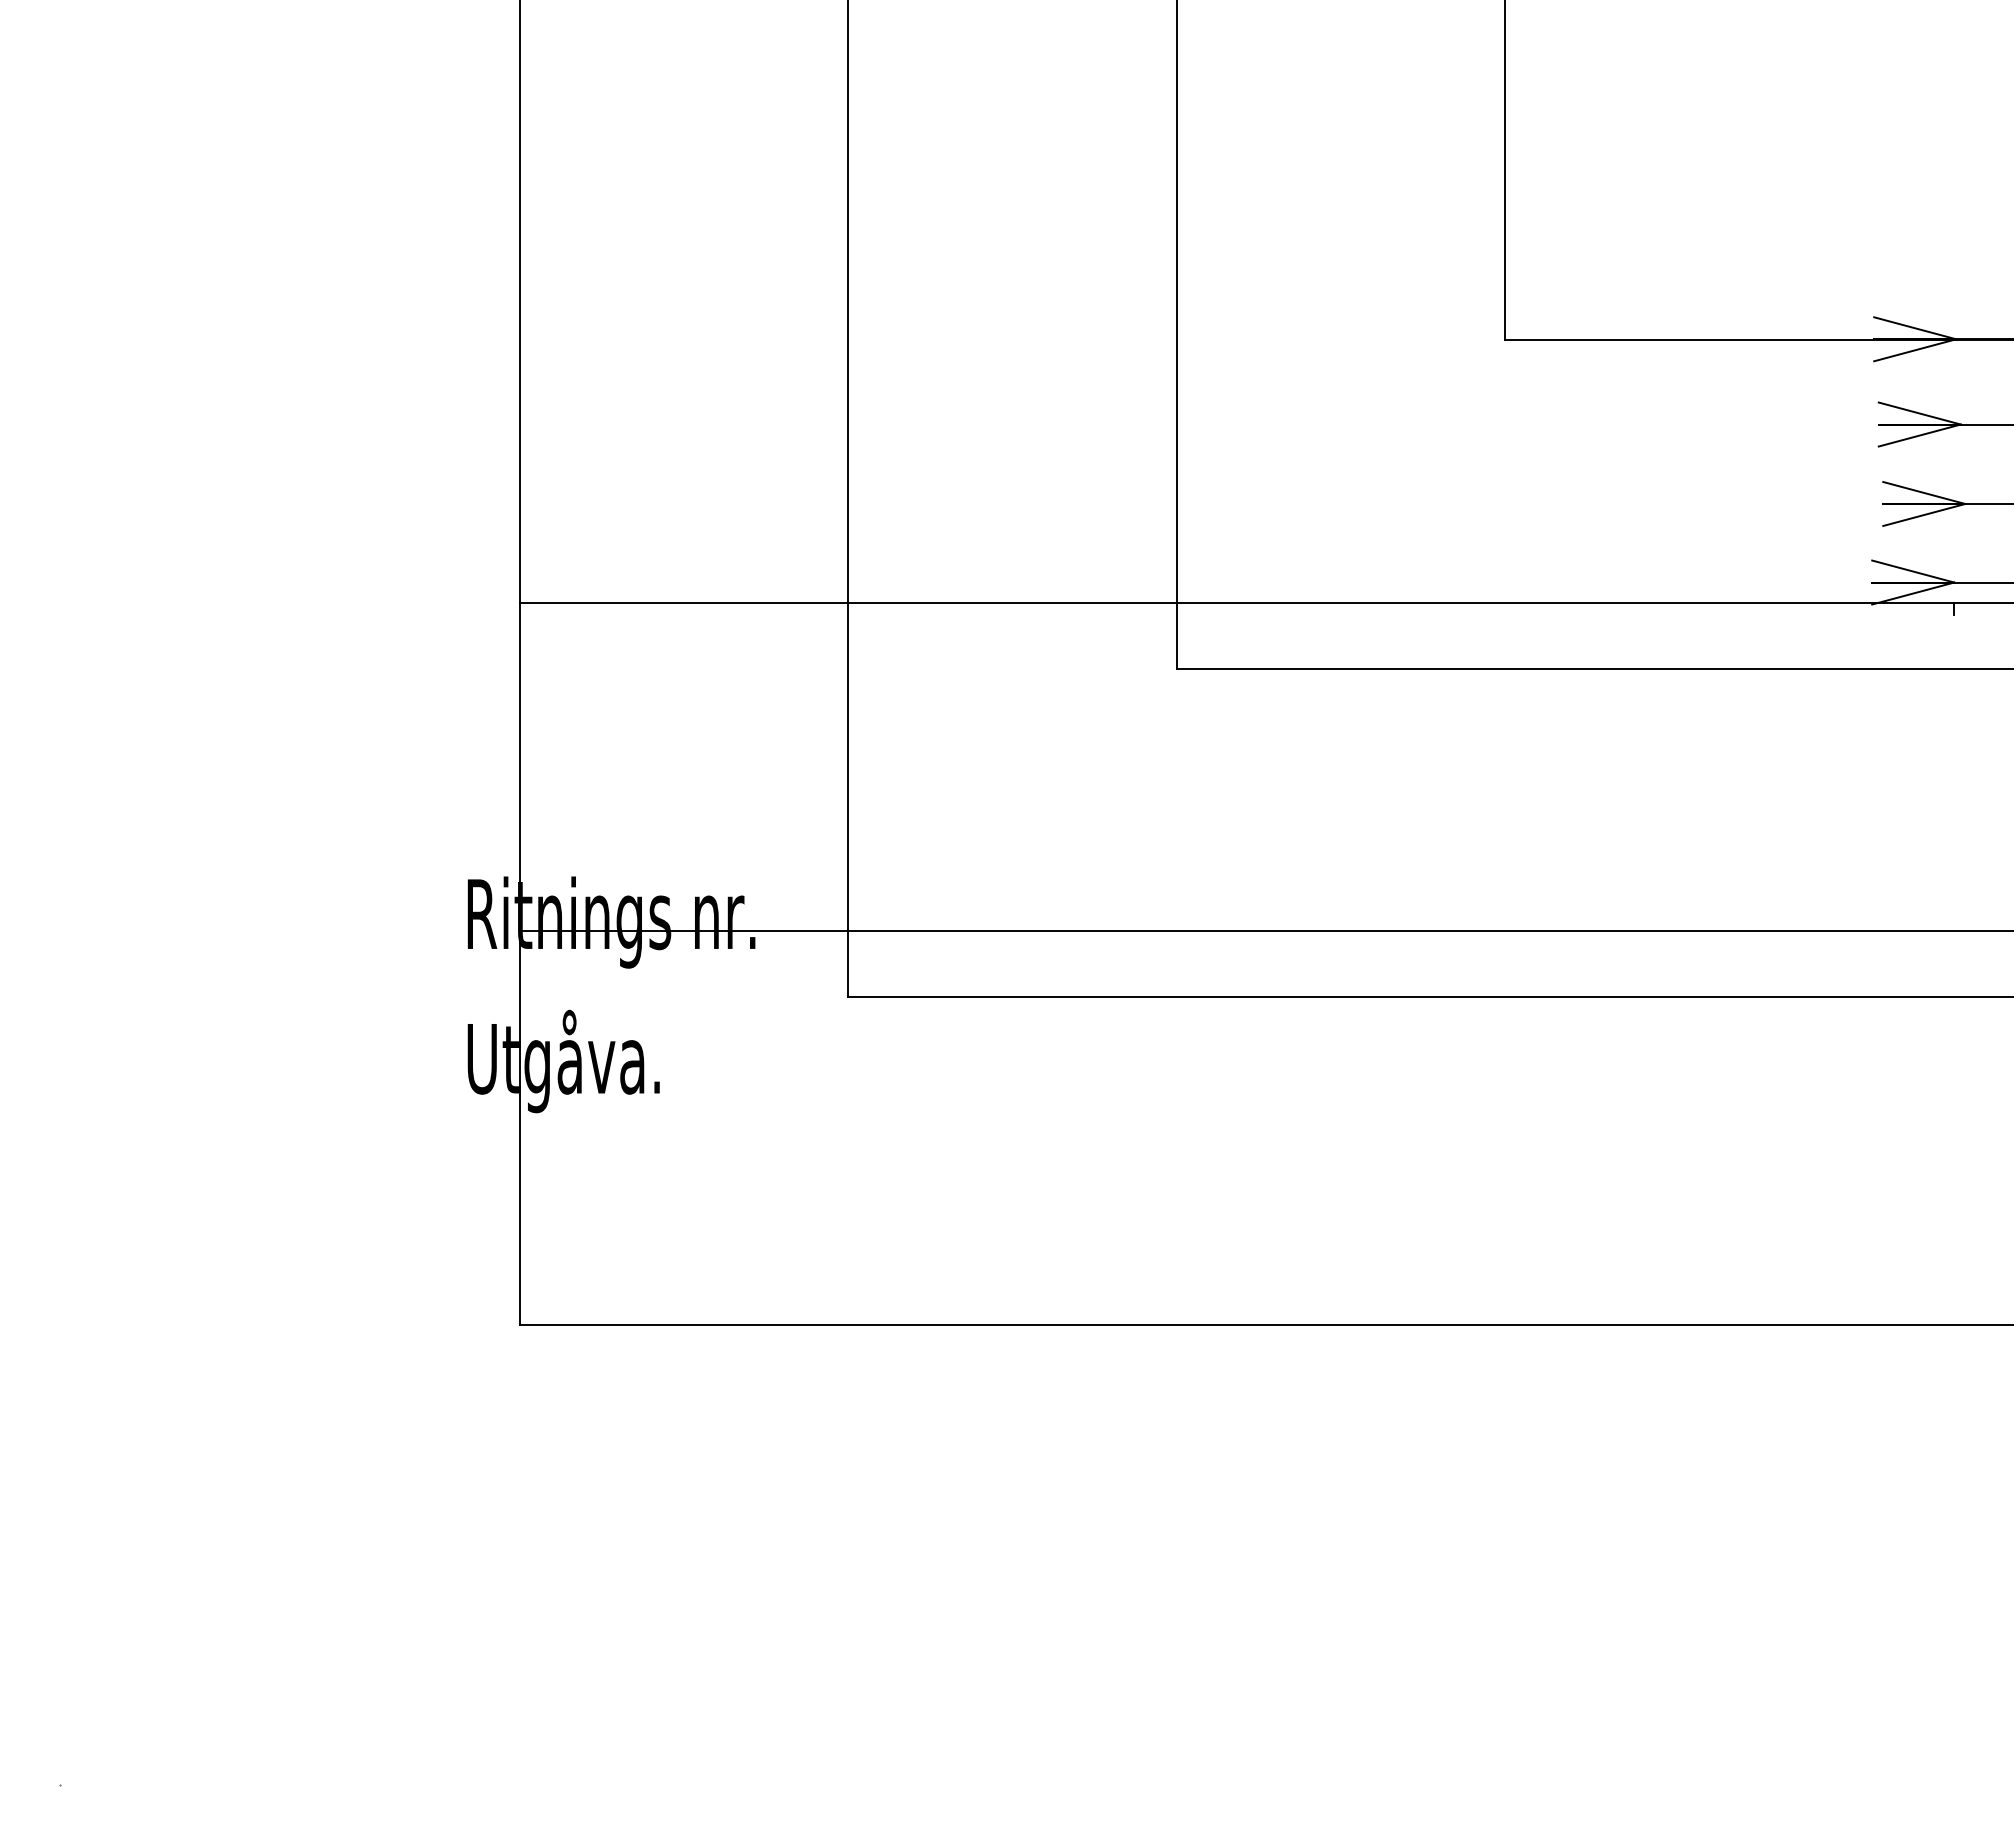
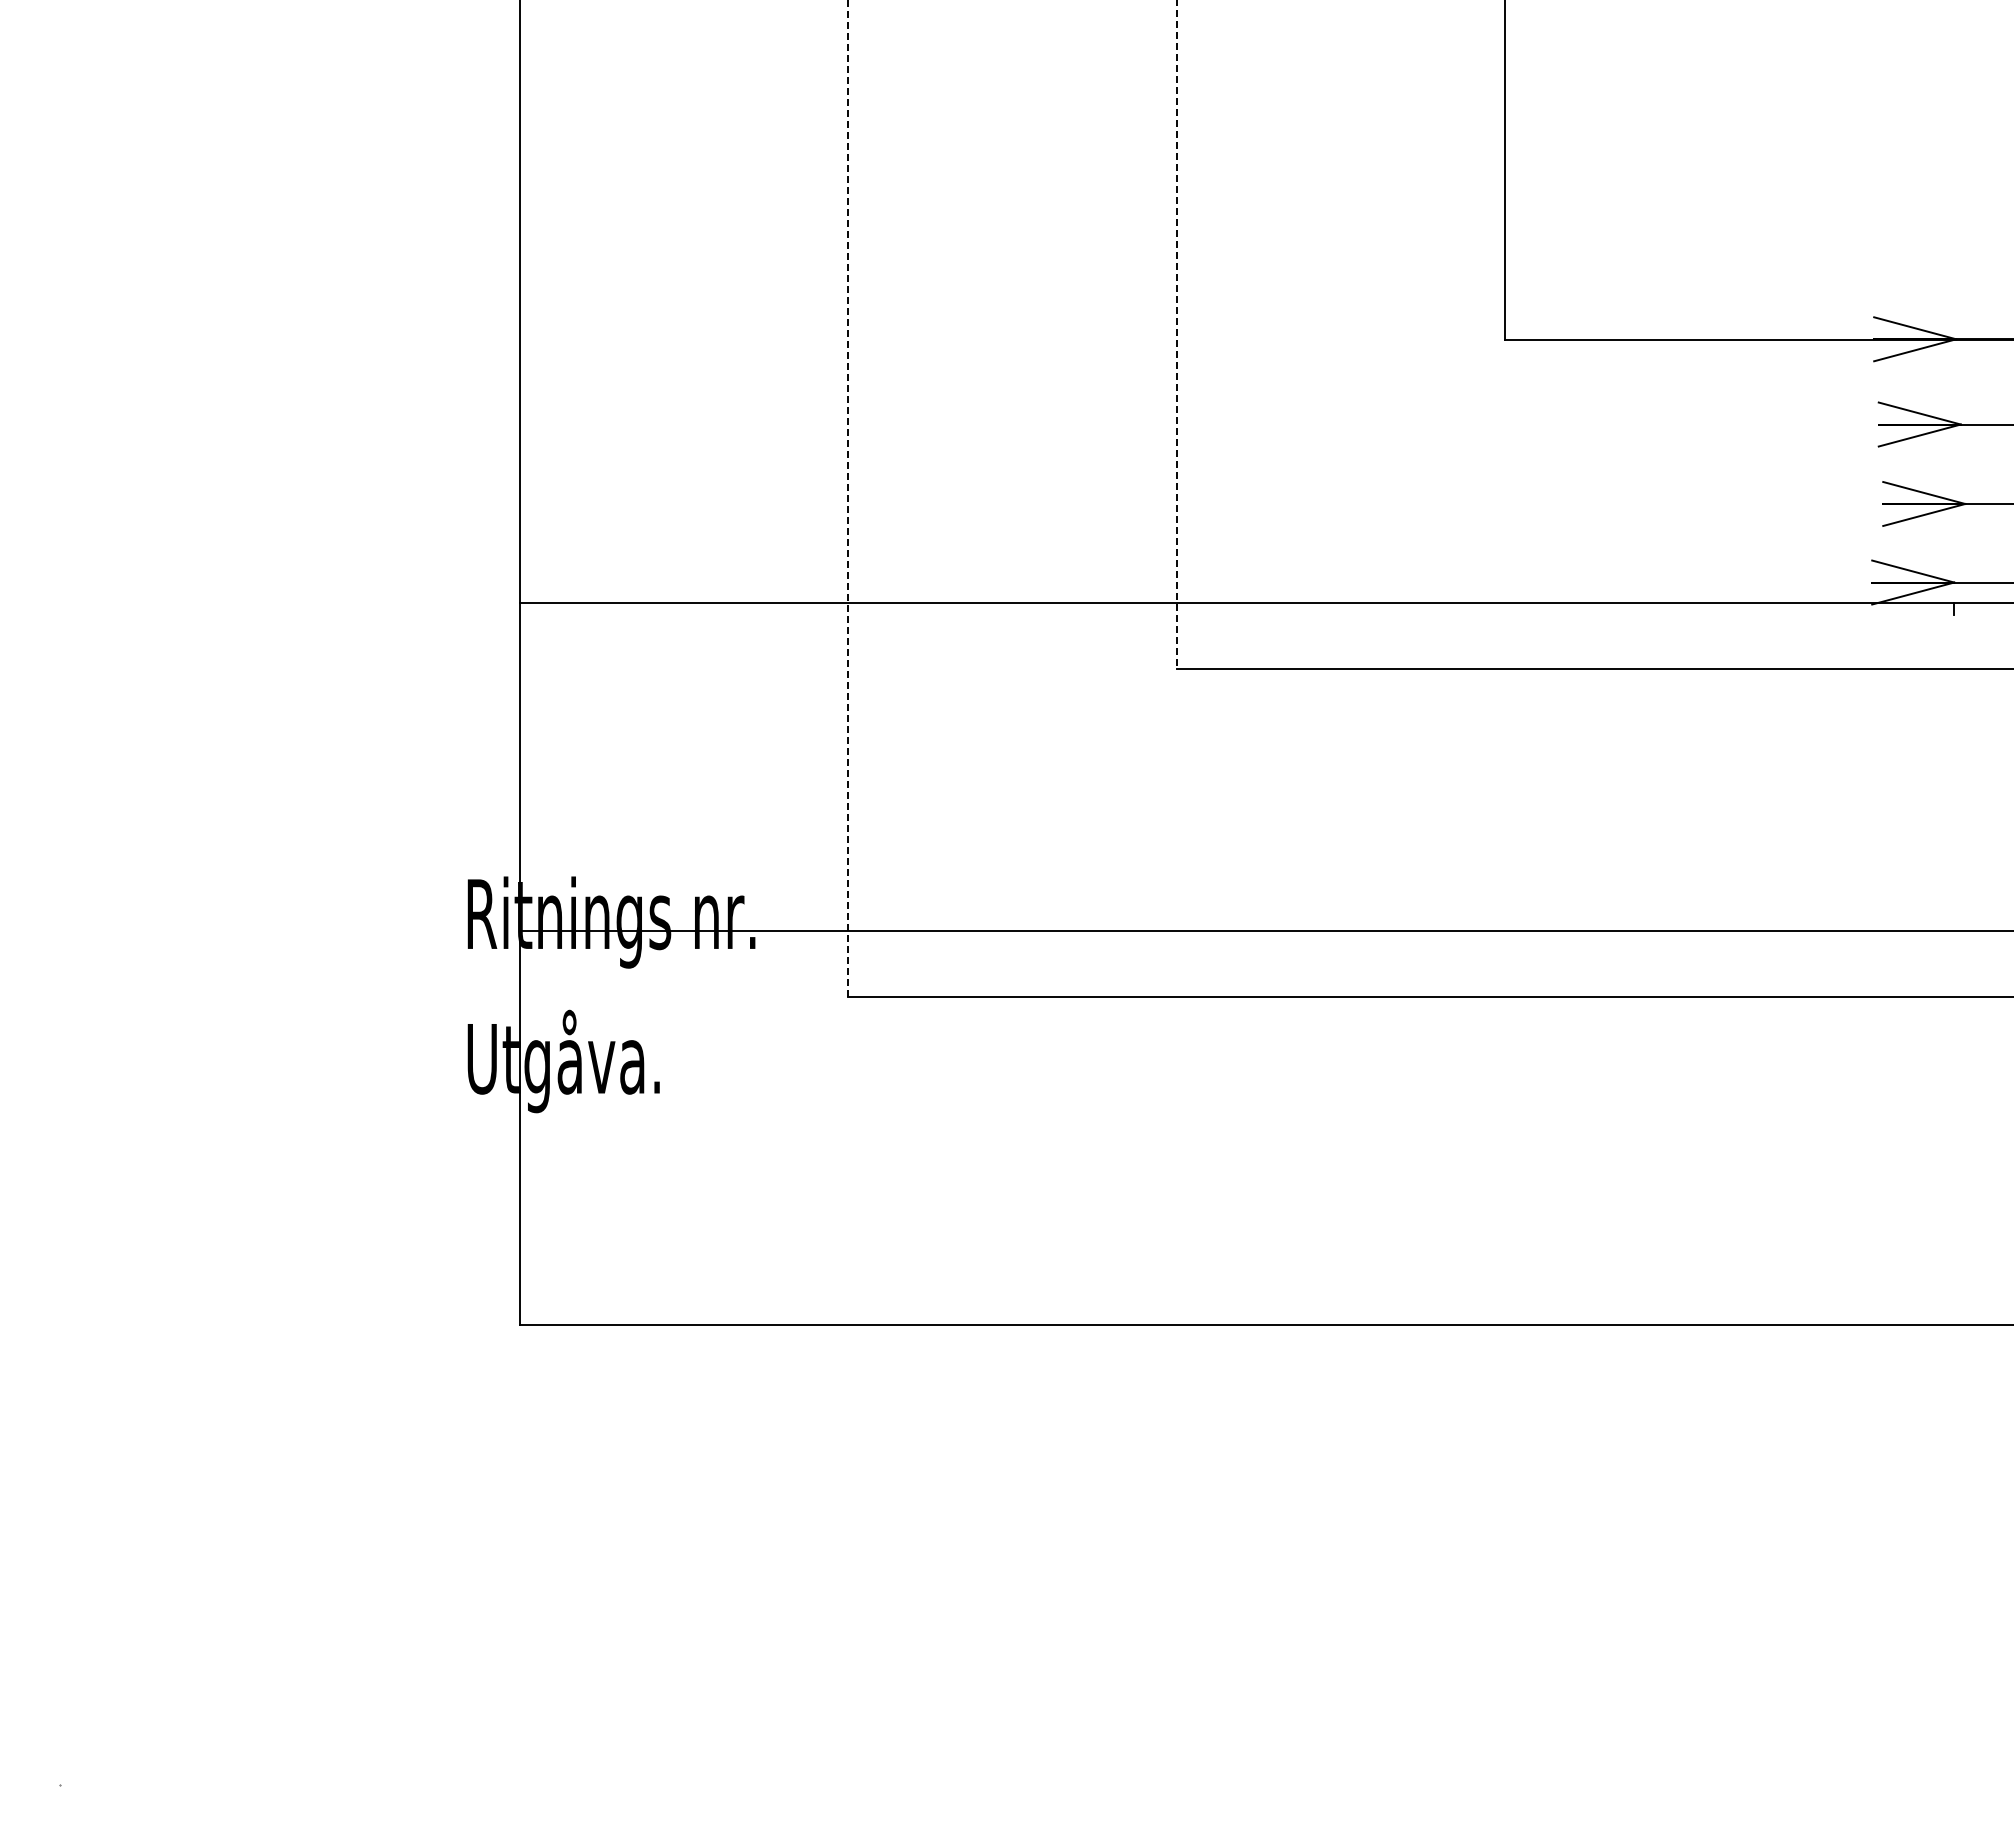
line: solid -> dashed (1176, 334)
line: solid -> dashed (848, 498)
